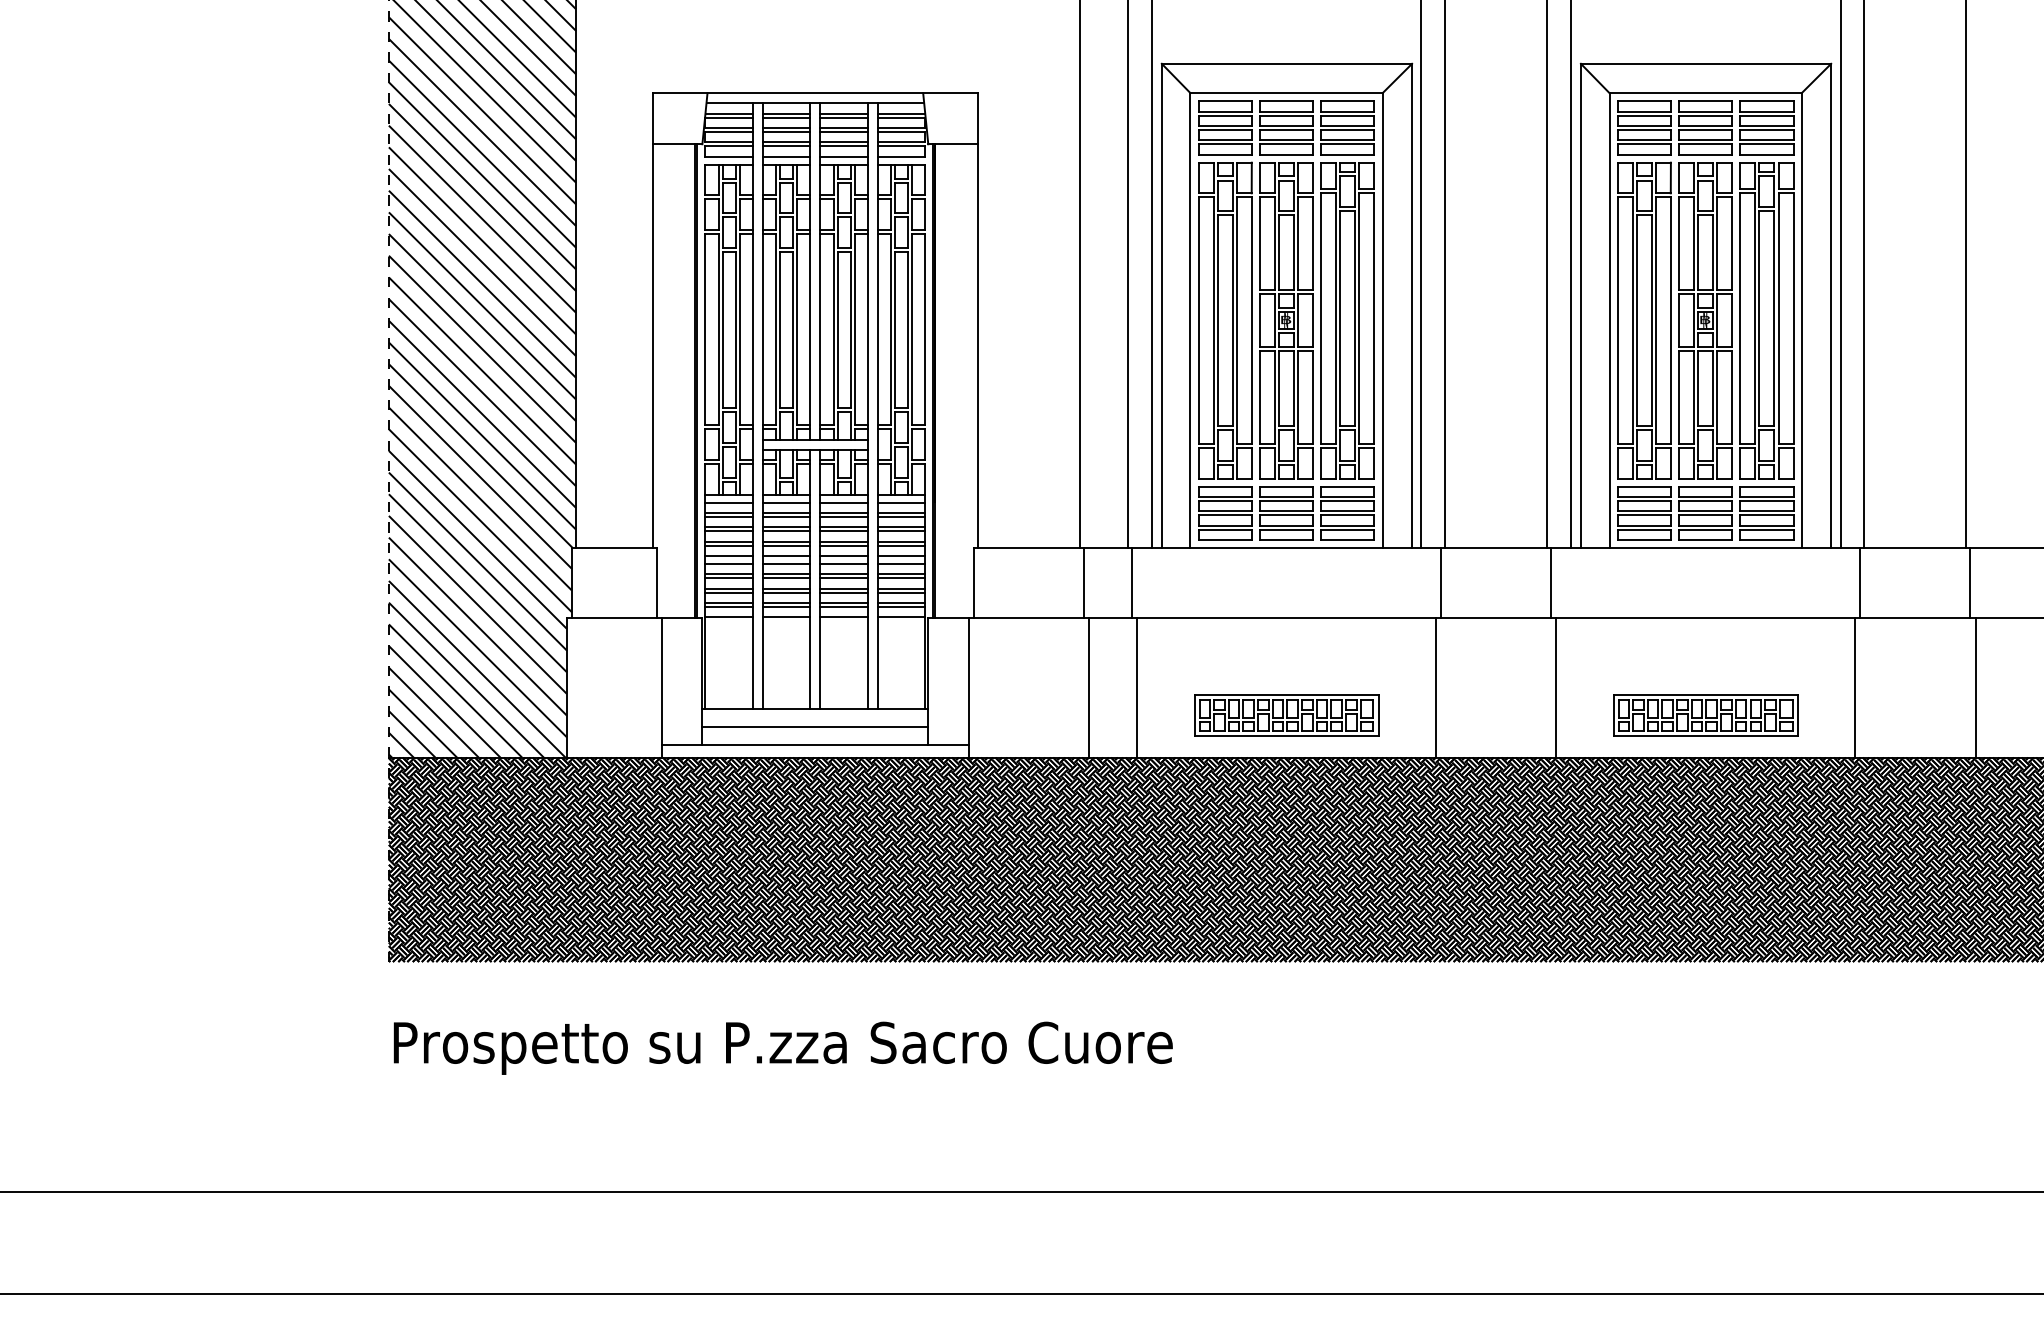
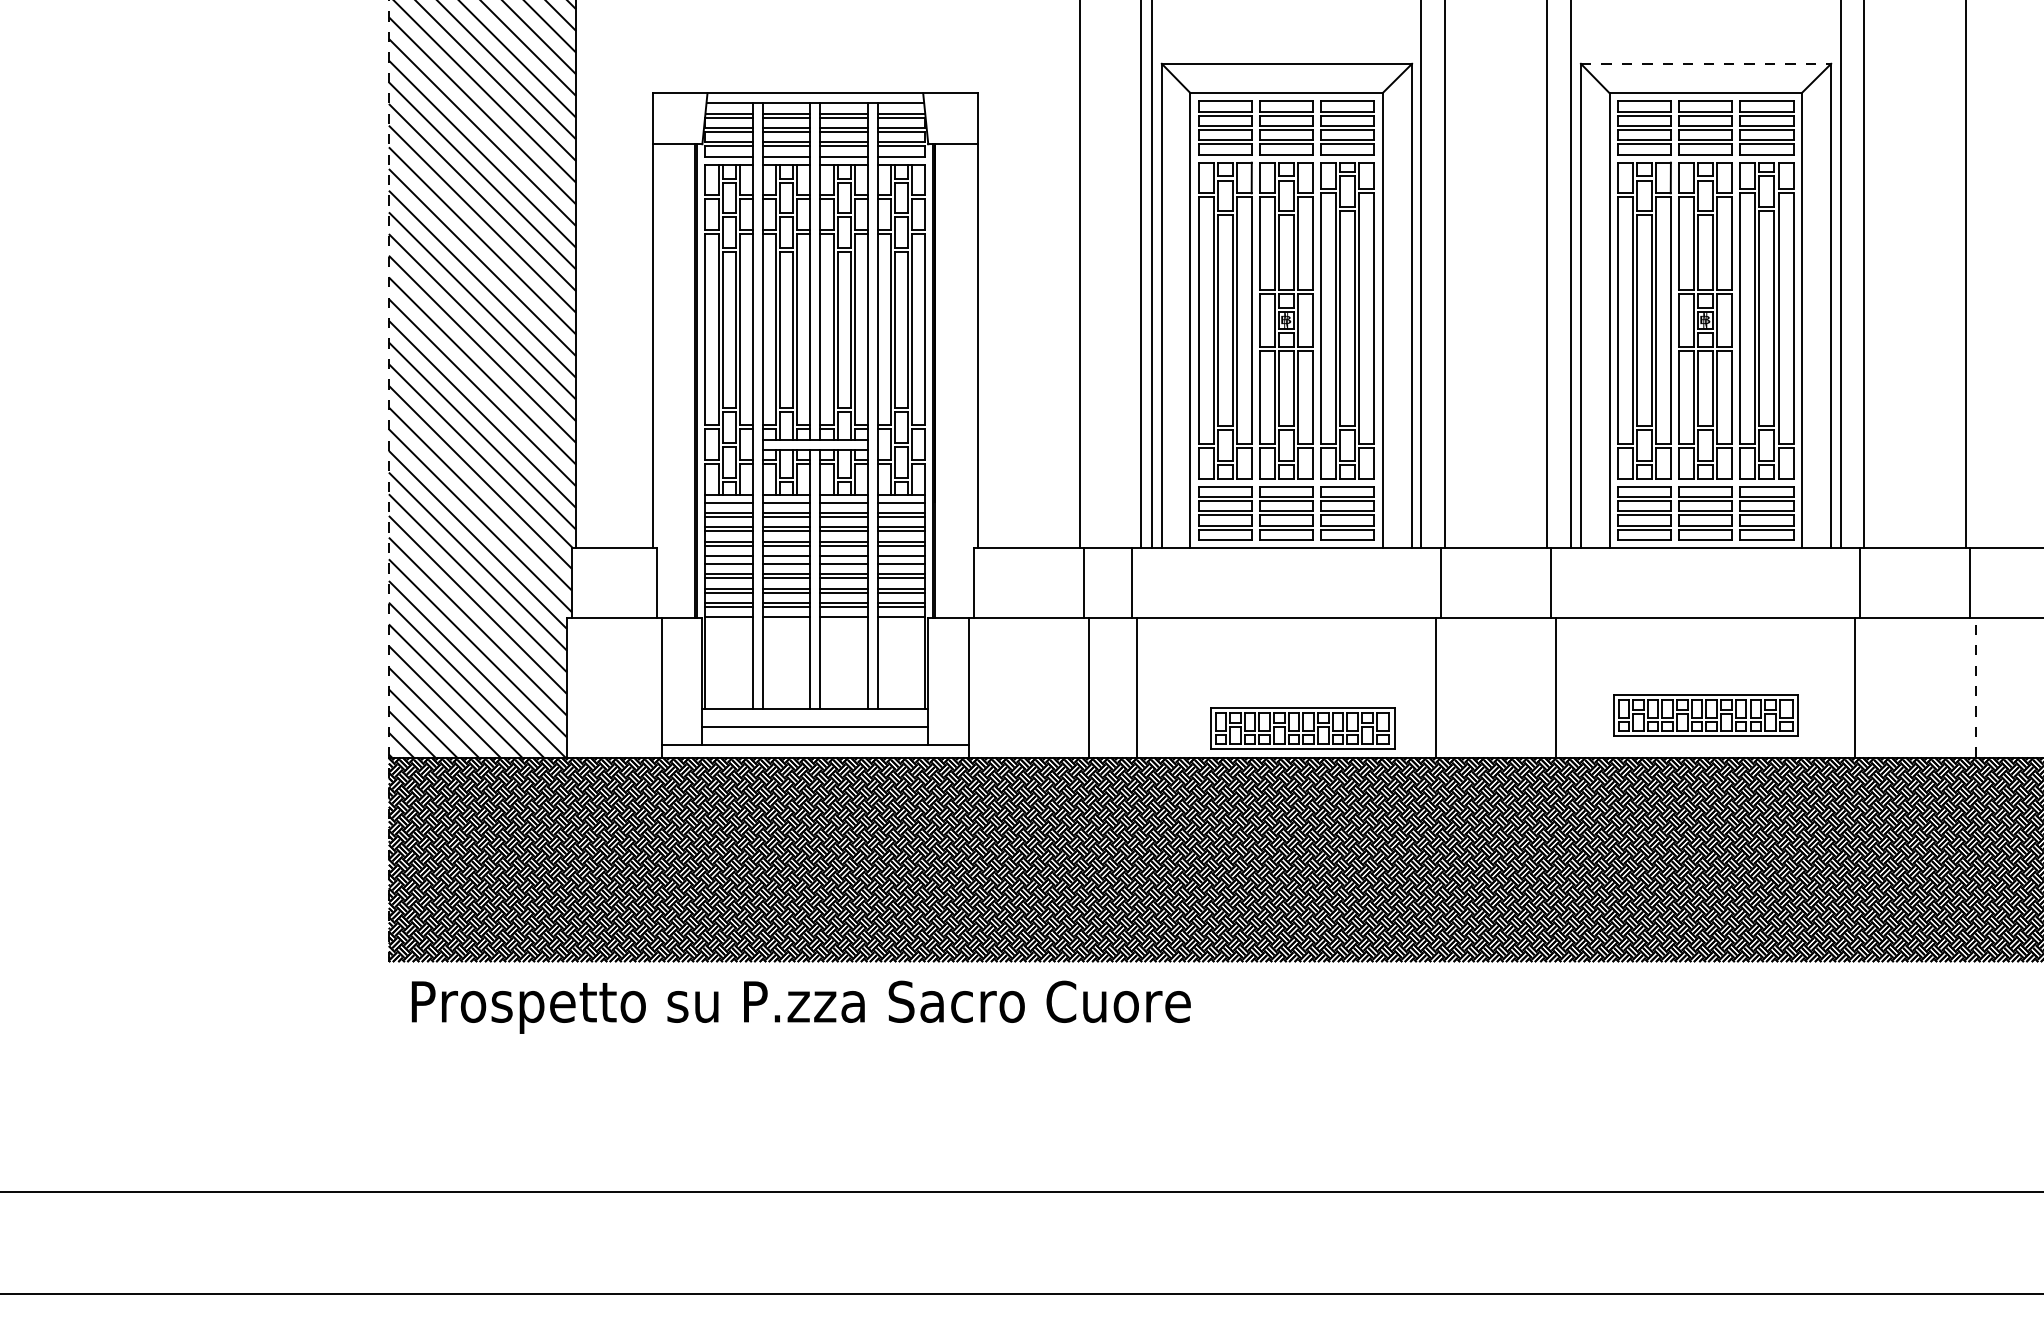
line: solid -> dashed (1706, 63)
line position: (1128, 275) -> (1141, 275) (1141, 275)
line: solid -> dashed (1975, 687)
part position: (1286, 715) -> (1302, 728) (1302, 728)
text position: (782, 1047) -> (800, 1006) (800, 1006)
